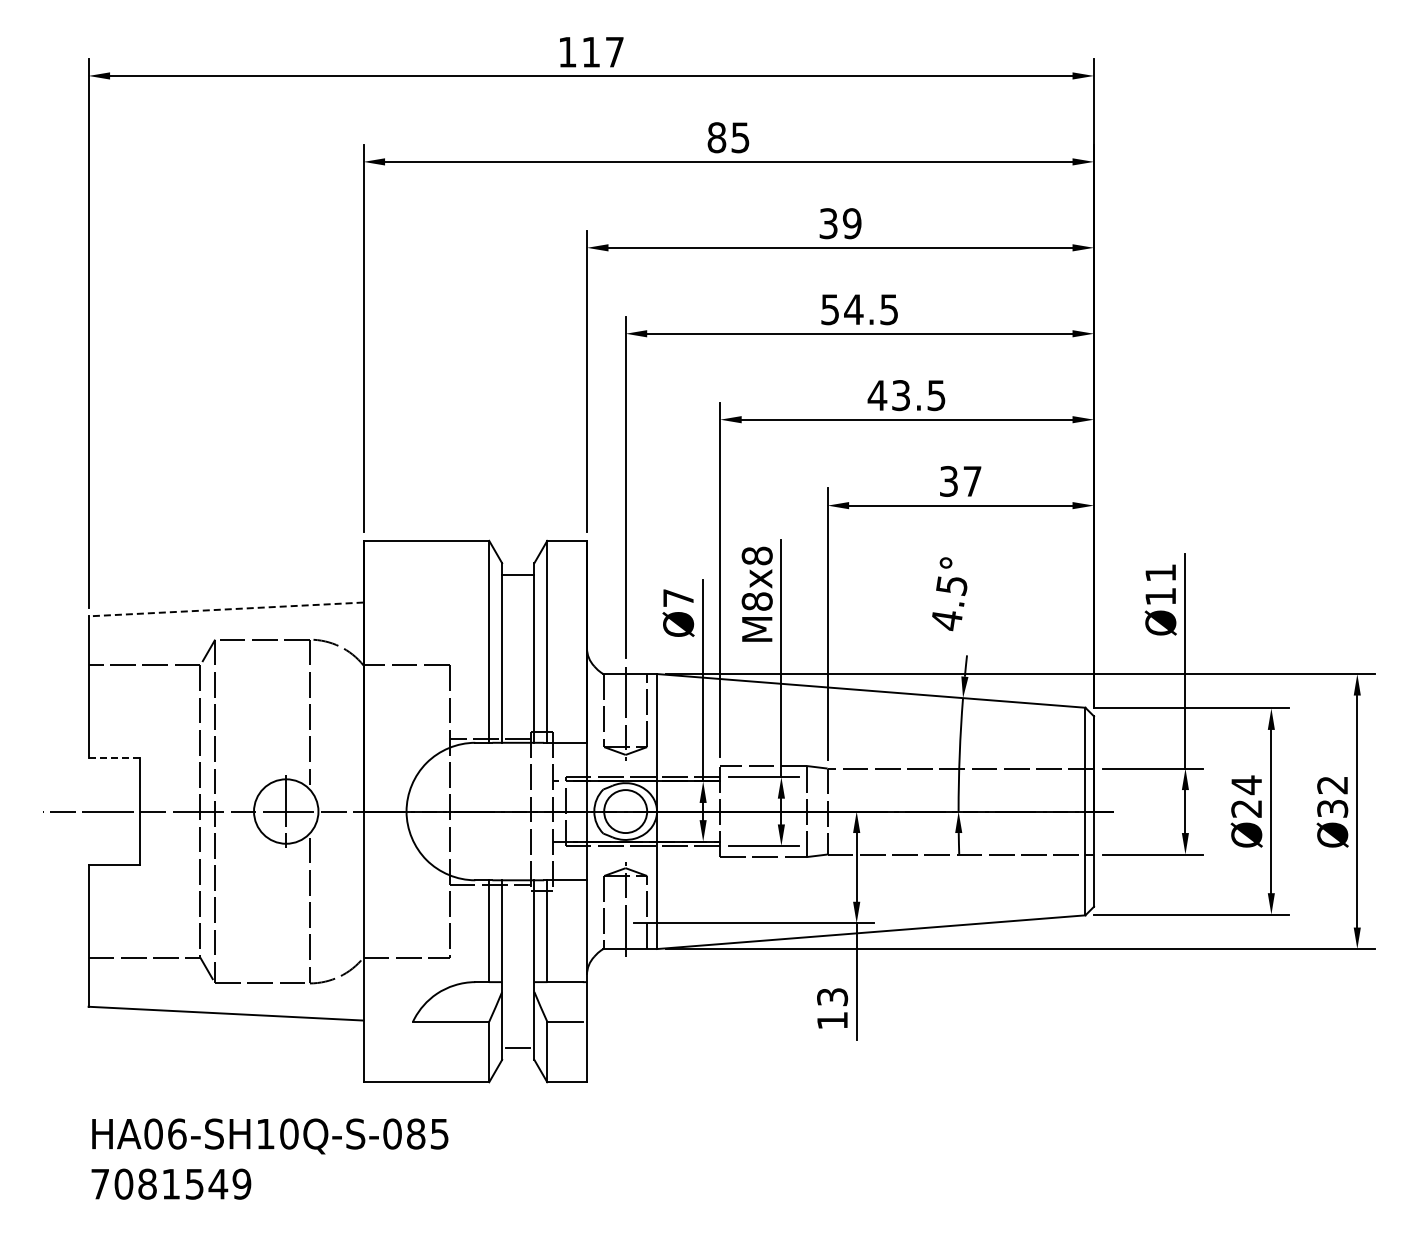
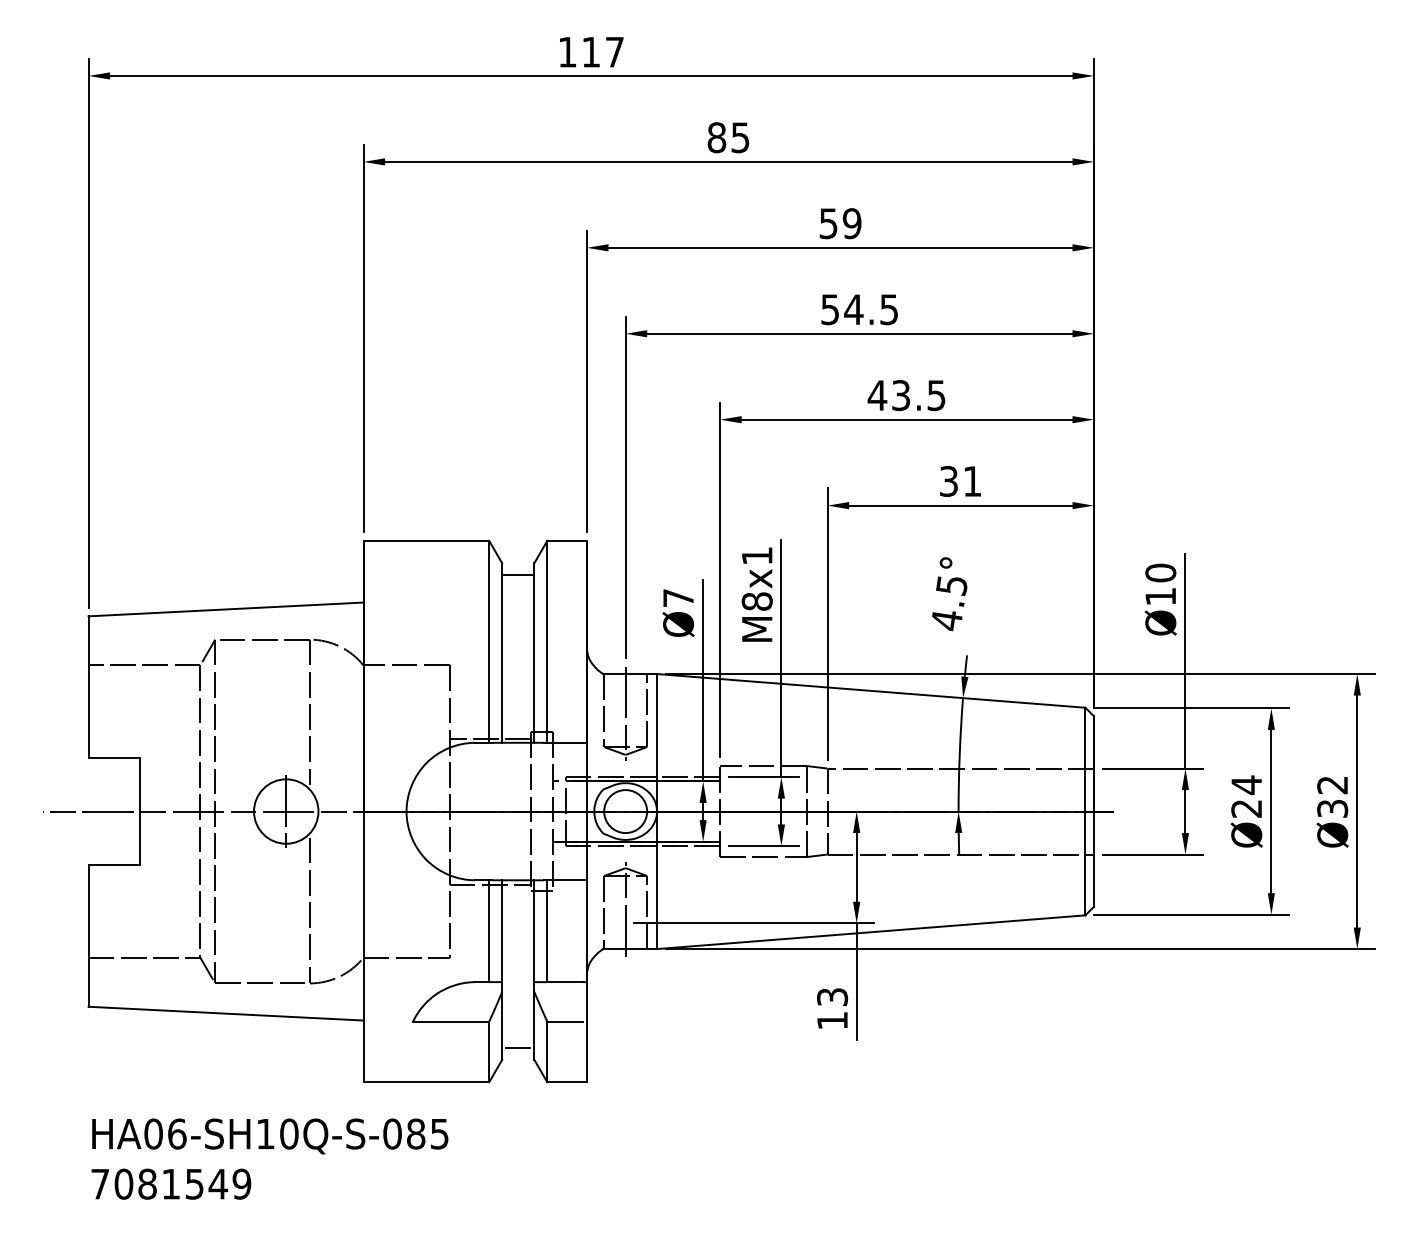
text: 39 -> 59 (828, 223)
text: 37 -> 31 (972, 481)
text: M8x8 -> M8x1 (756, 555)
text: Ø11 -> Ø10 (1160, 572)
line: dashed -> solid (226, 609)
line: dashed -> solid (114, 757)
